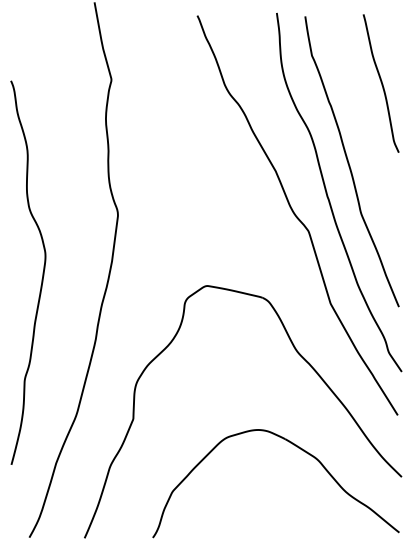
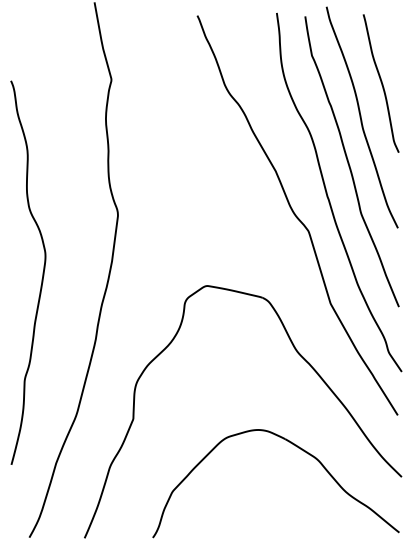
curve: none -> present (361, 117)
